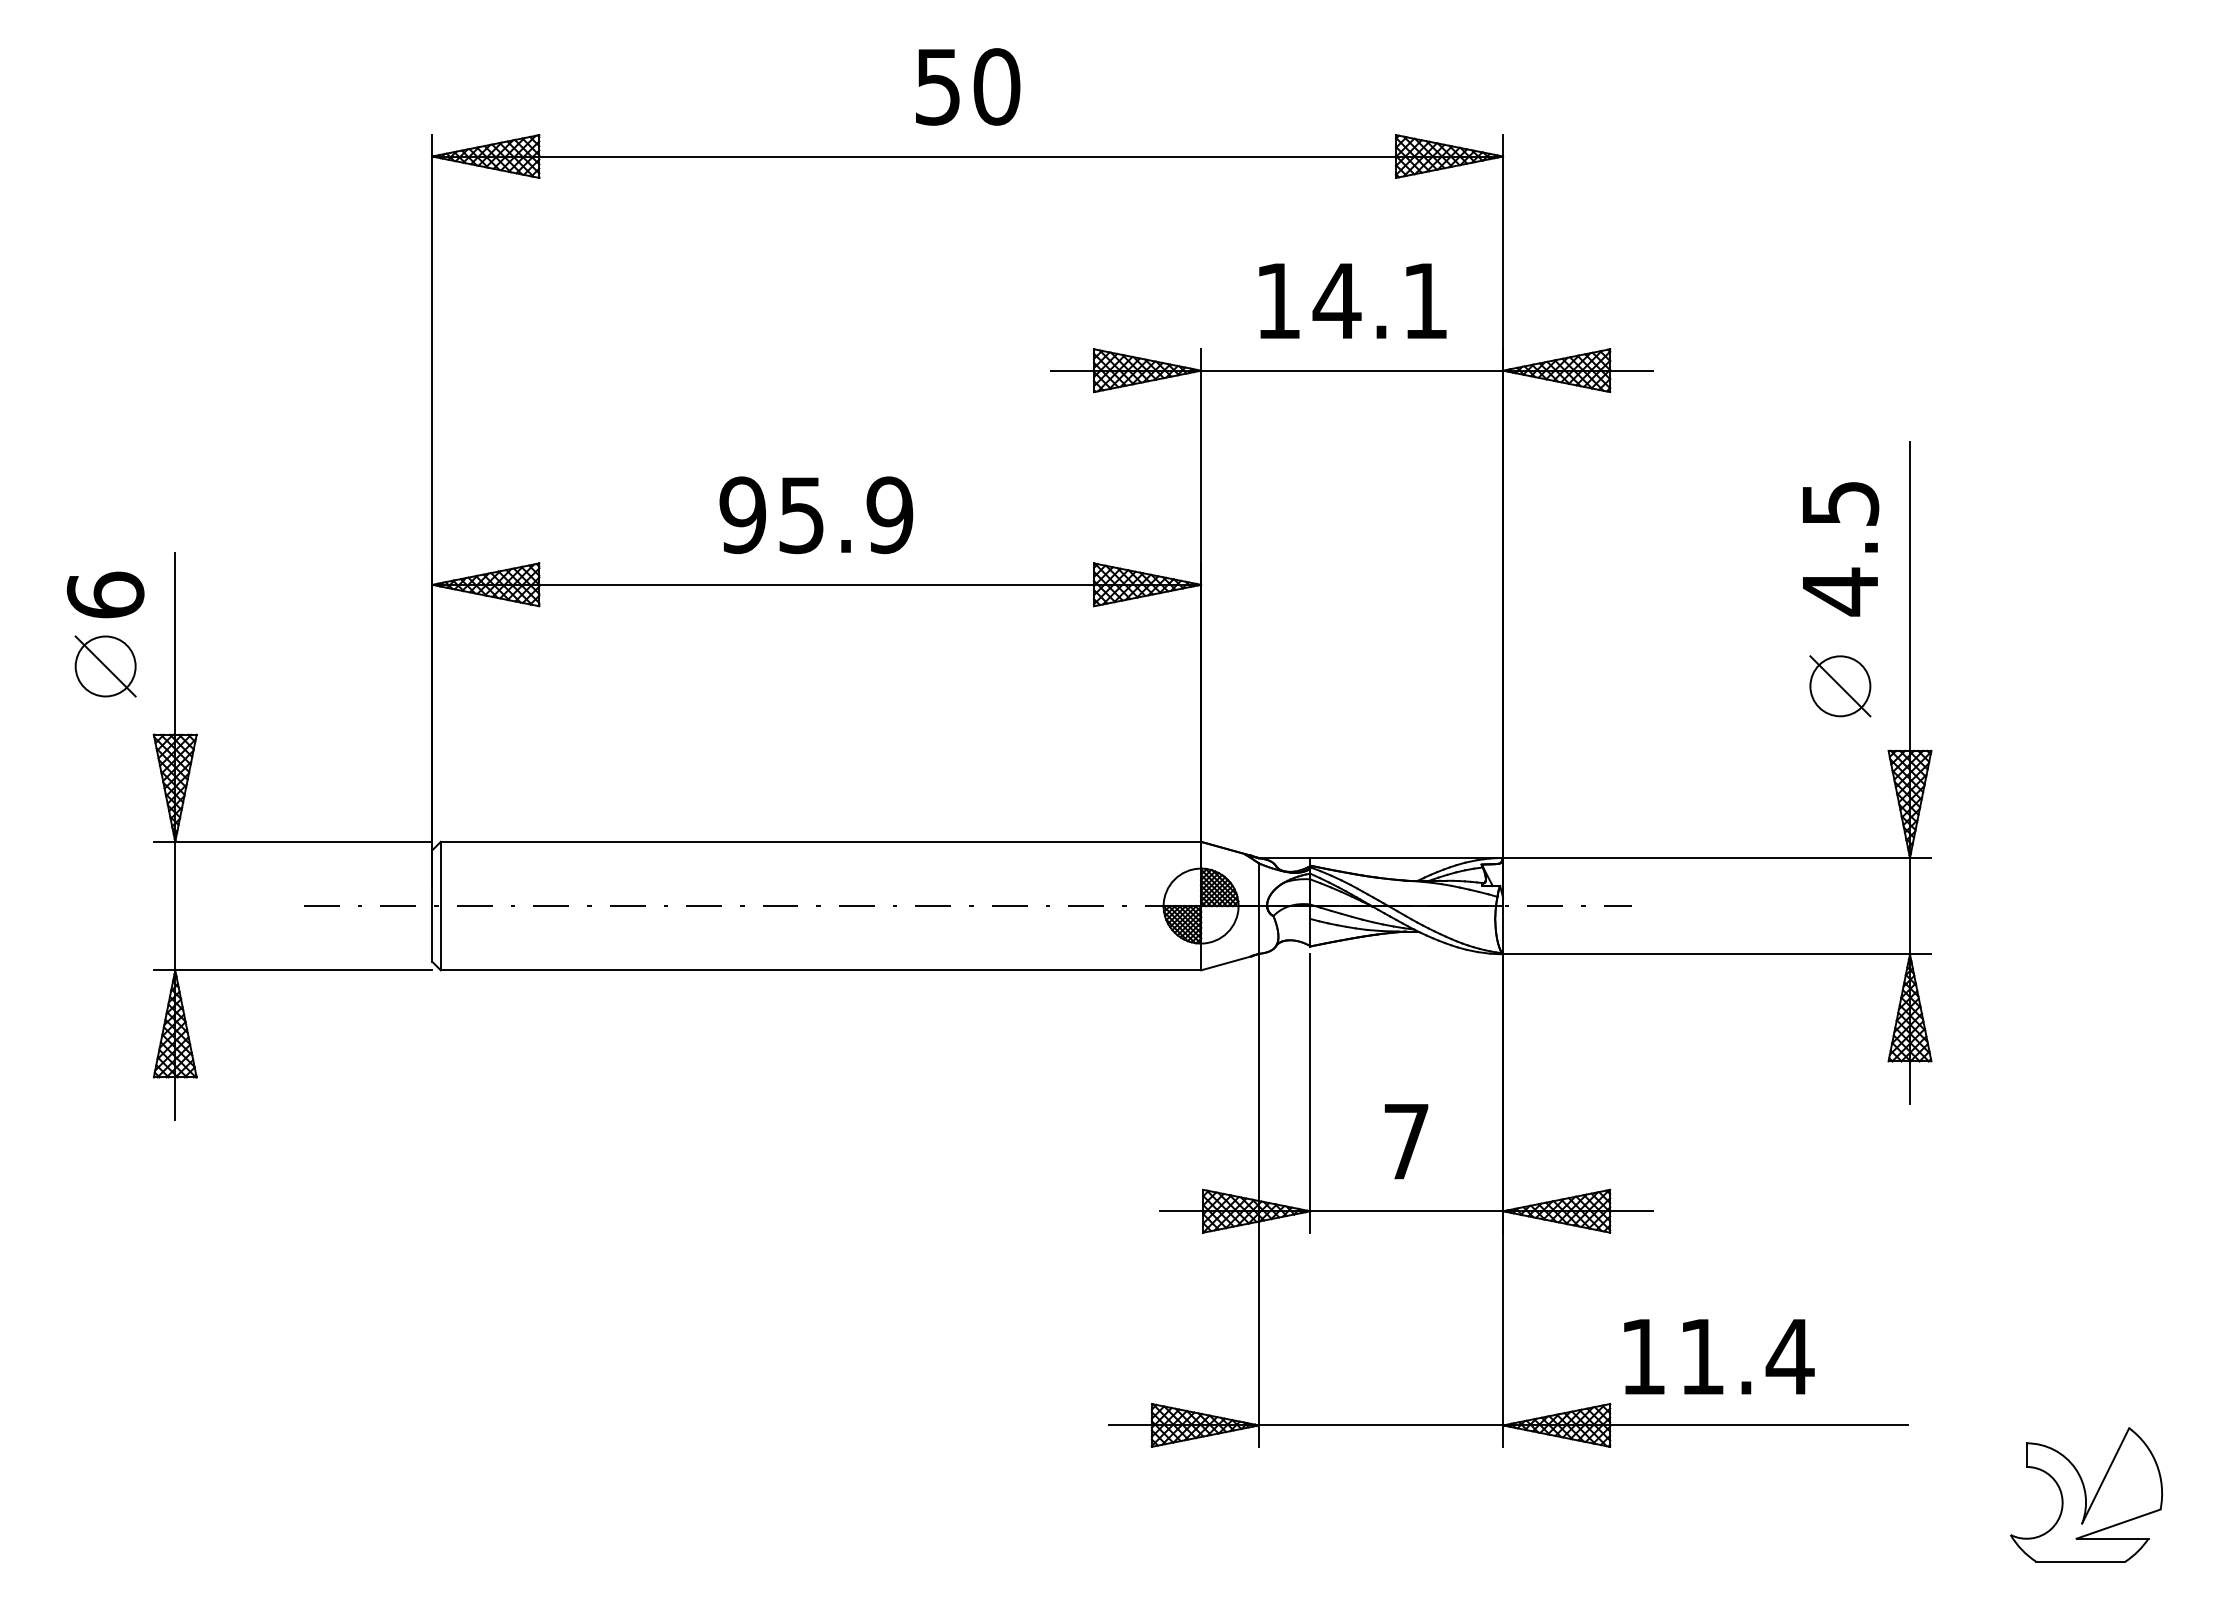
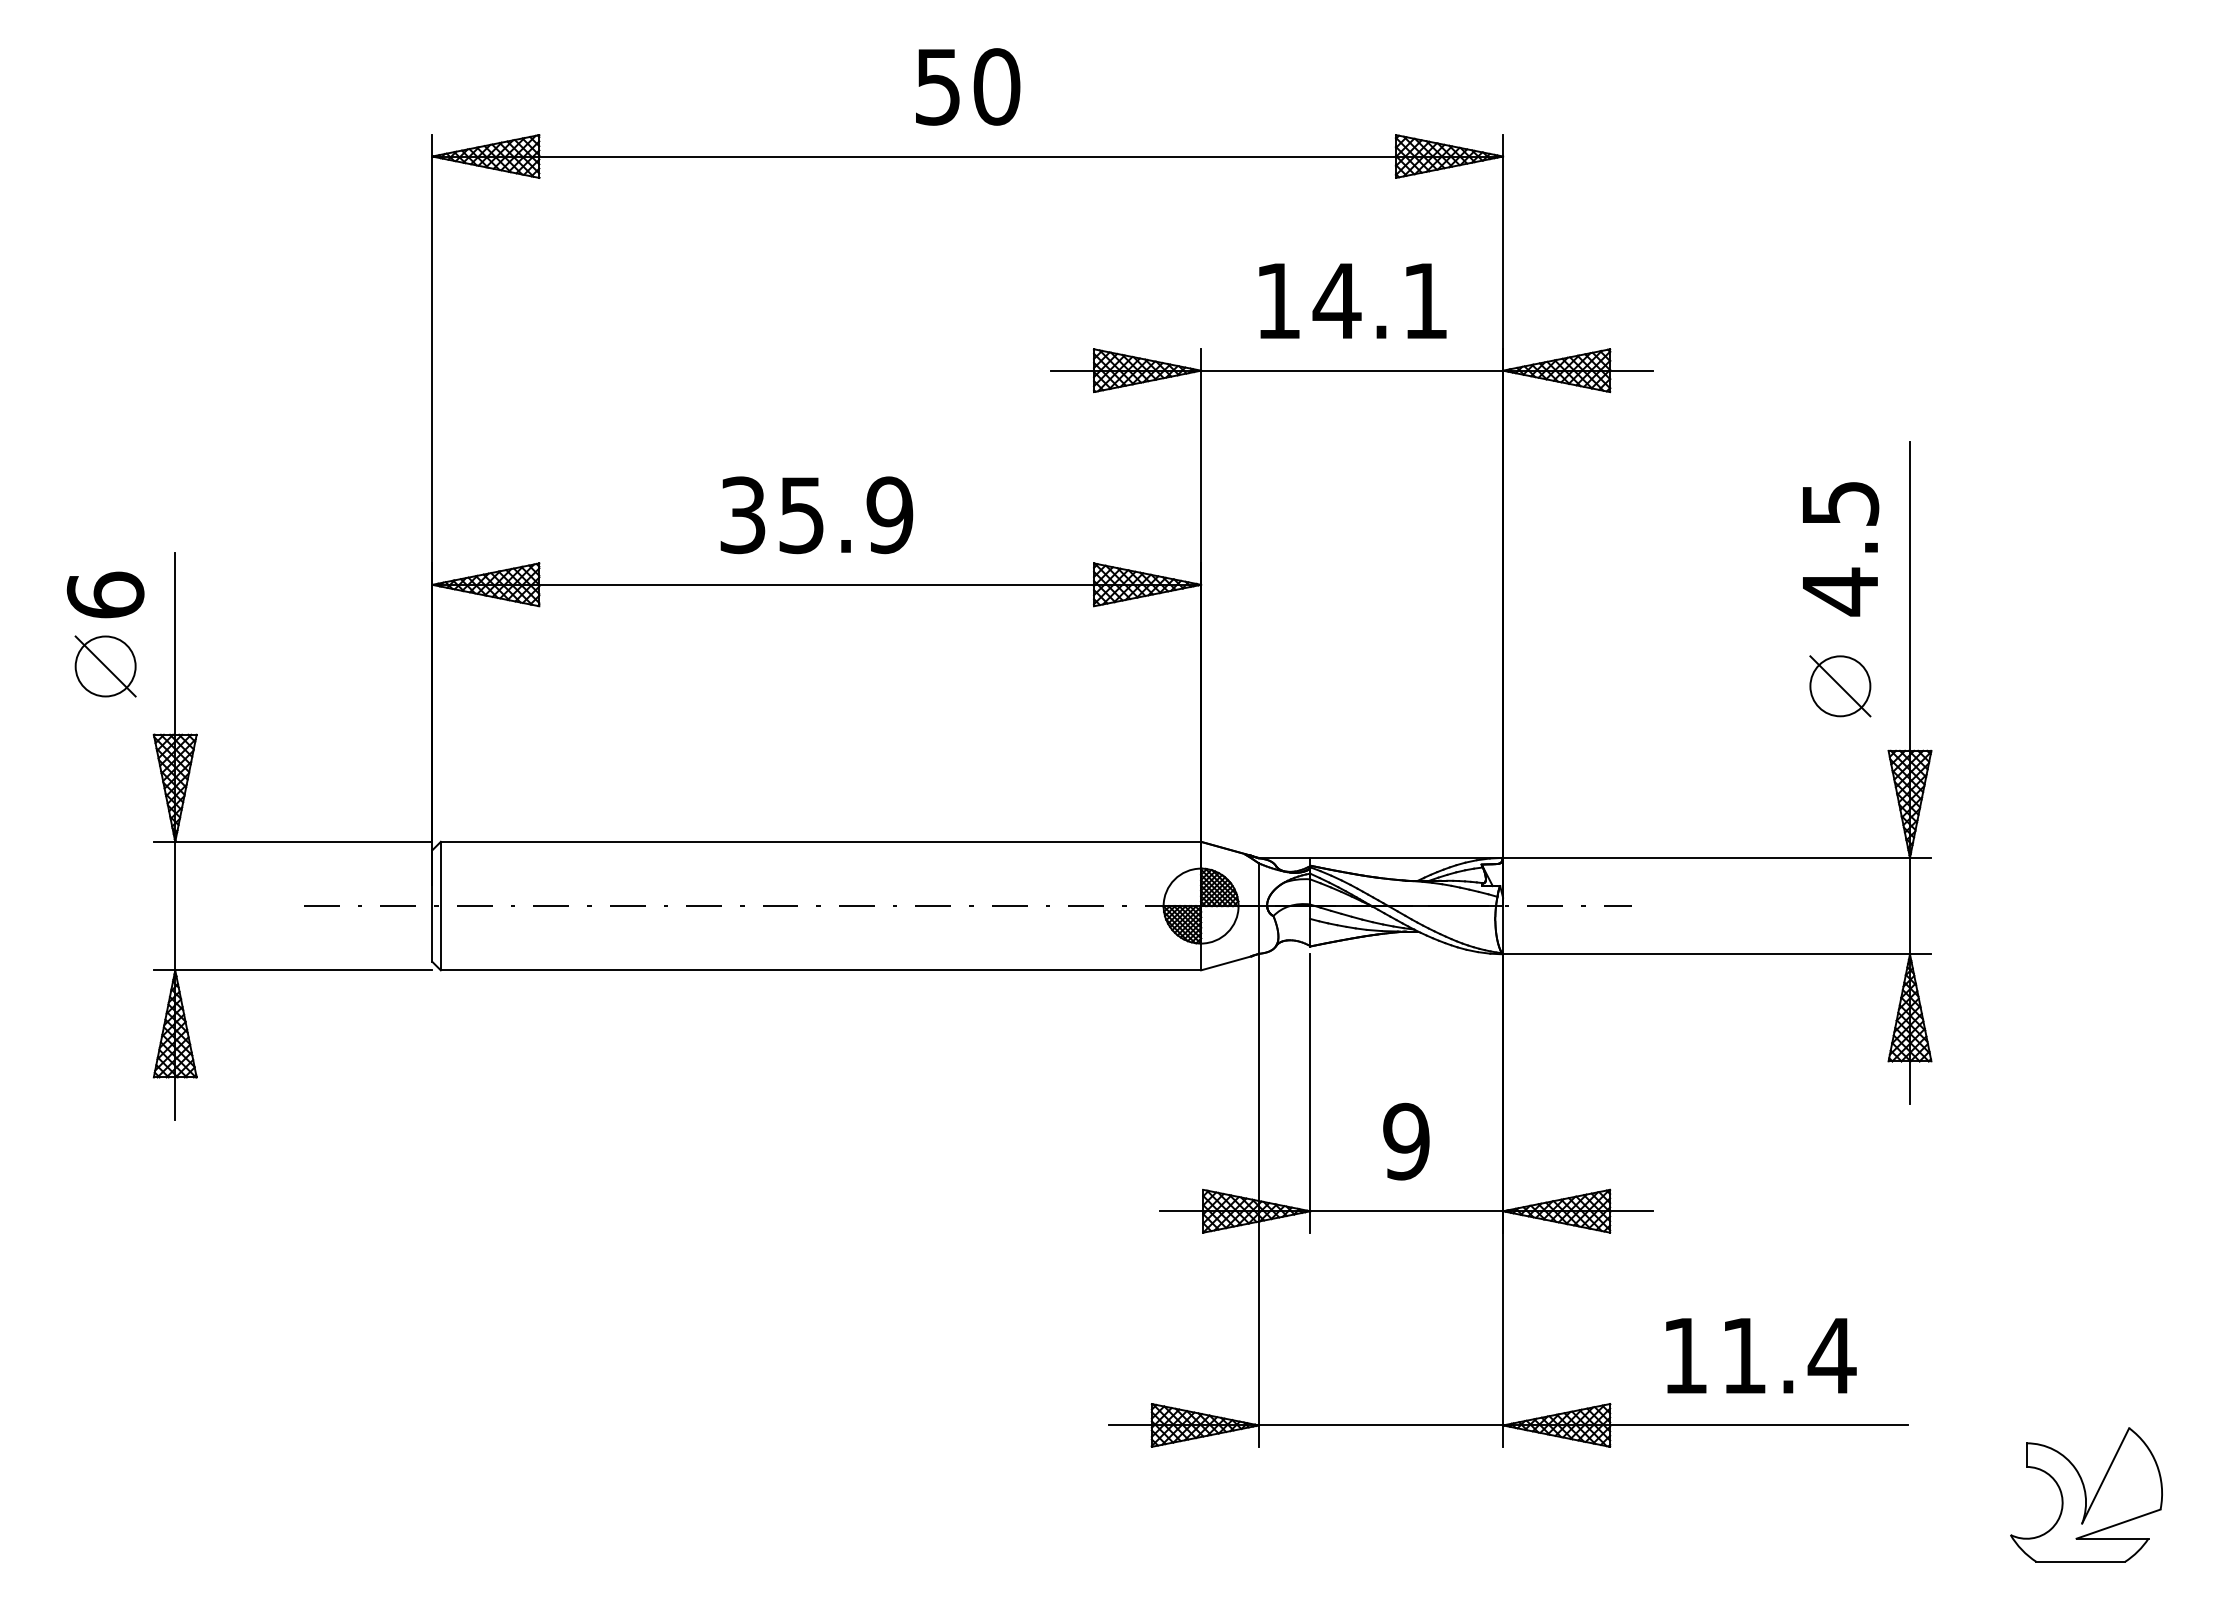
text: 95.9 -> 35.9 (742, 514)
text: 7 -> 9 (1406, 1141)
text position: (1719, 1356) -> (1761, 1355) (1761, 1355)
